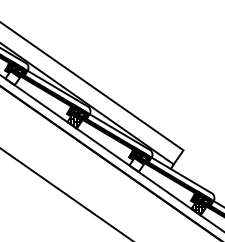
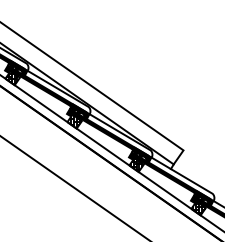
hatch: none -> present (12, 78)
hatch: none -> present (136, 164)
line position: (65, 193) -> (74, 187) (74, 187)
